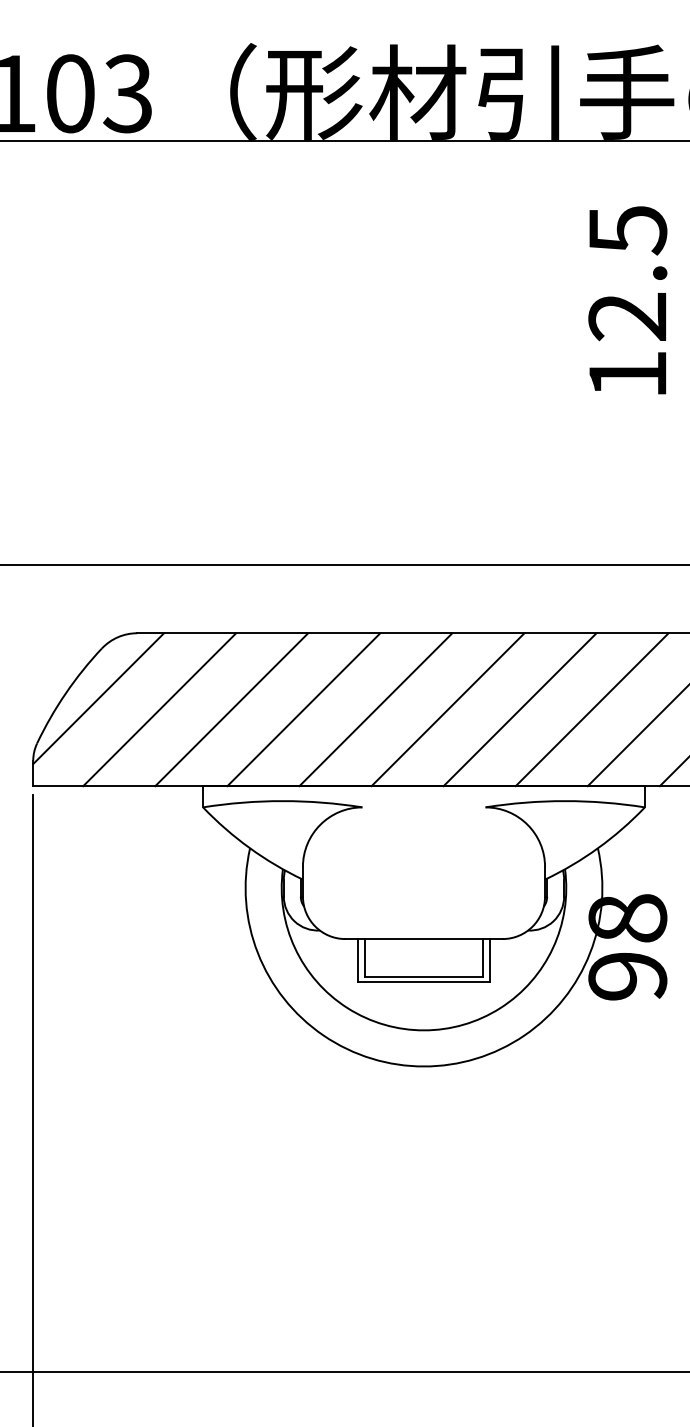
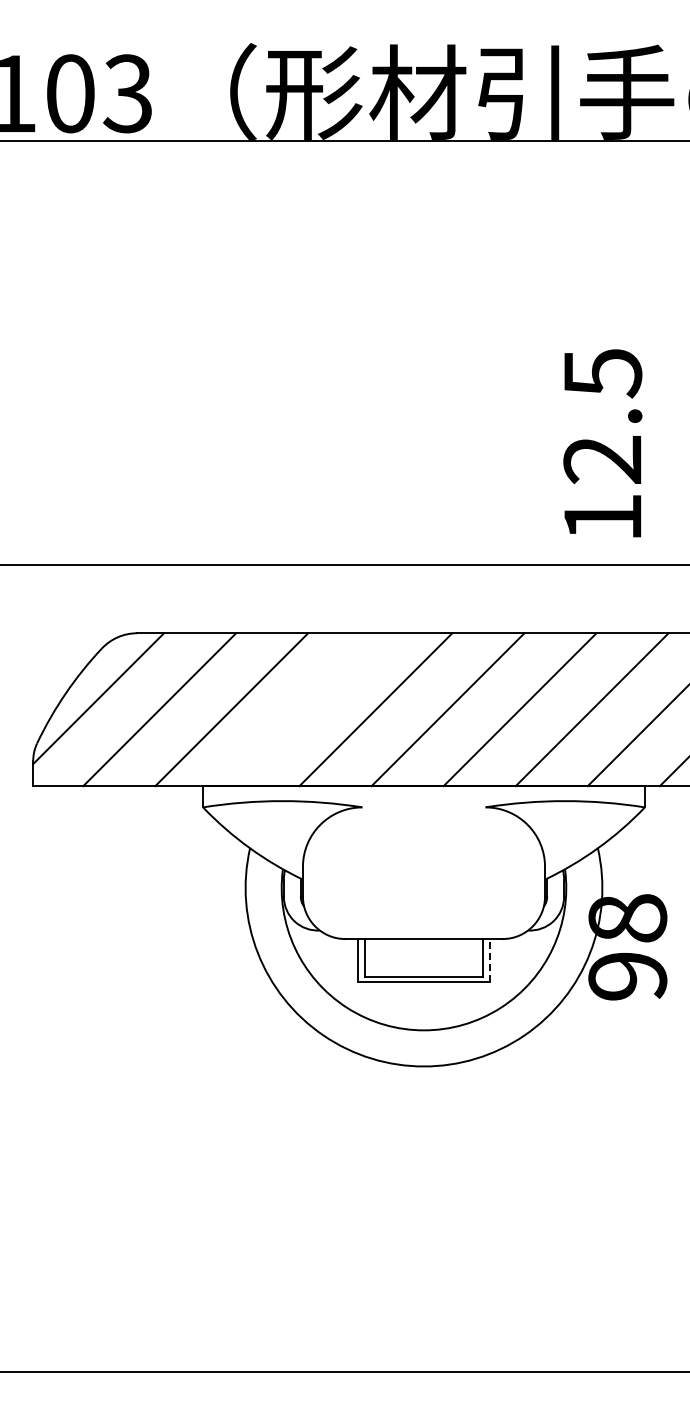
text position: (627, 300) -> (602, 443) (602, 443)
line: present -> none (303, 709)
line: solid -> dashed (489, 959)
line: present -> none (33, 1108)
